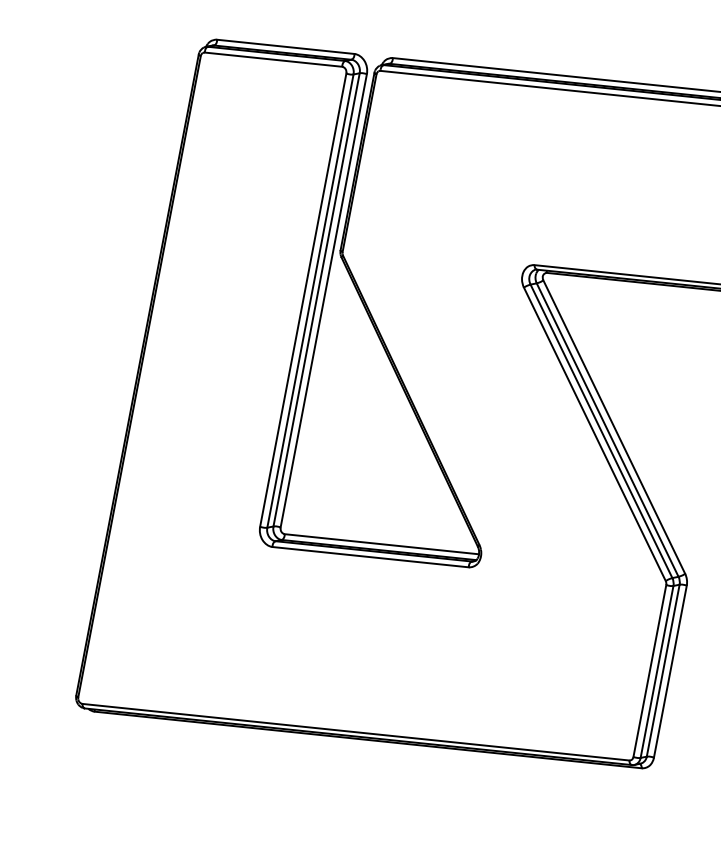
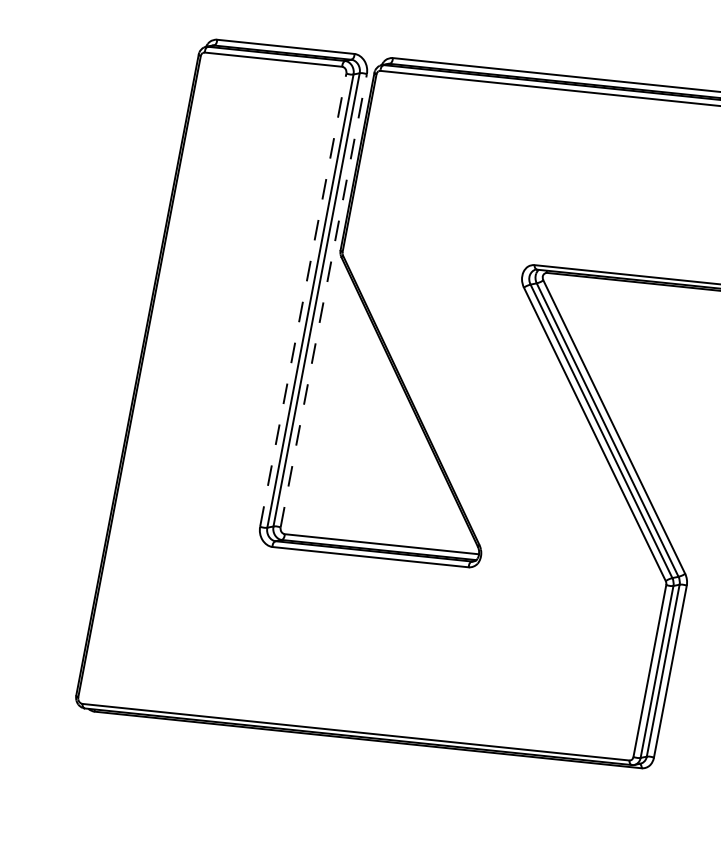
line: solid -> dashed (303, 300)
line: solid -> dashed (323, 300)
